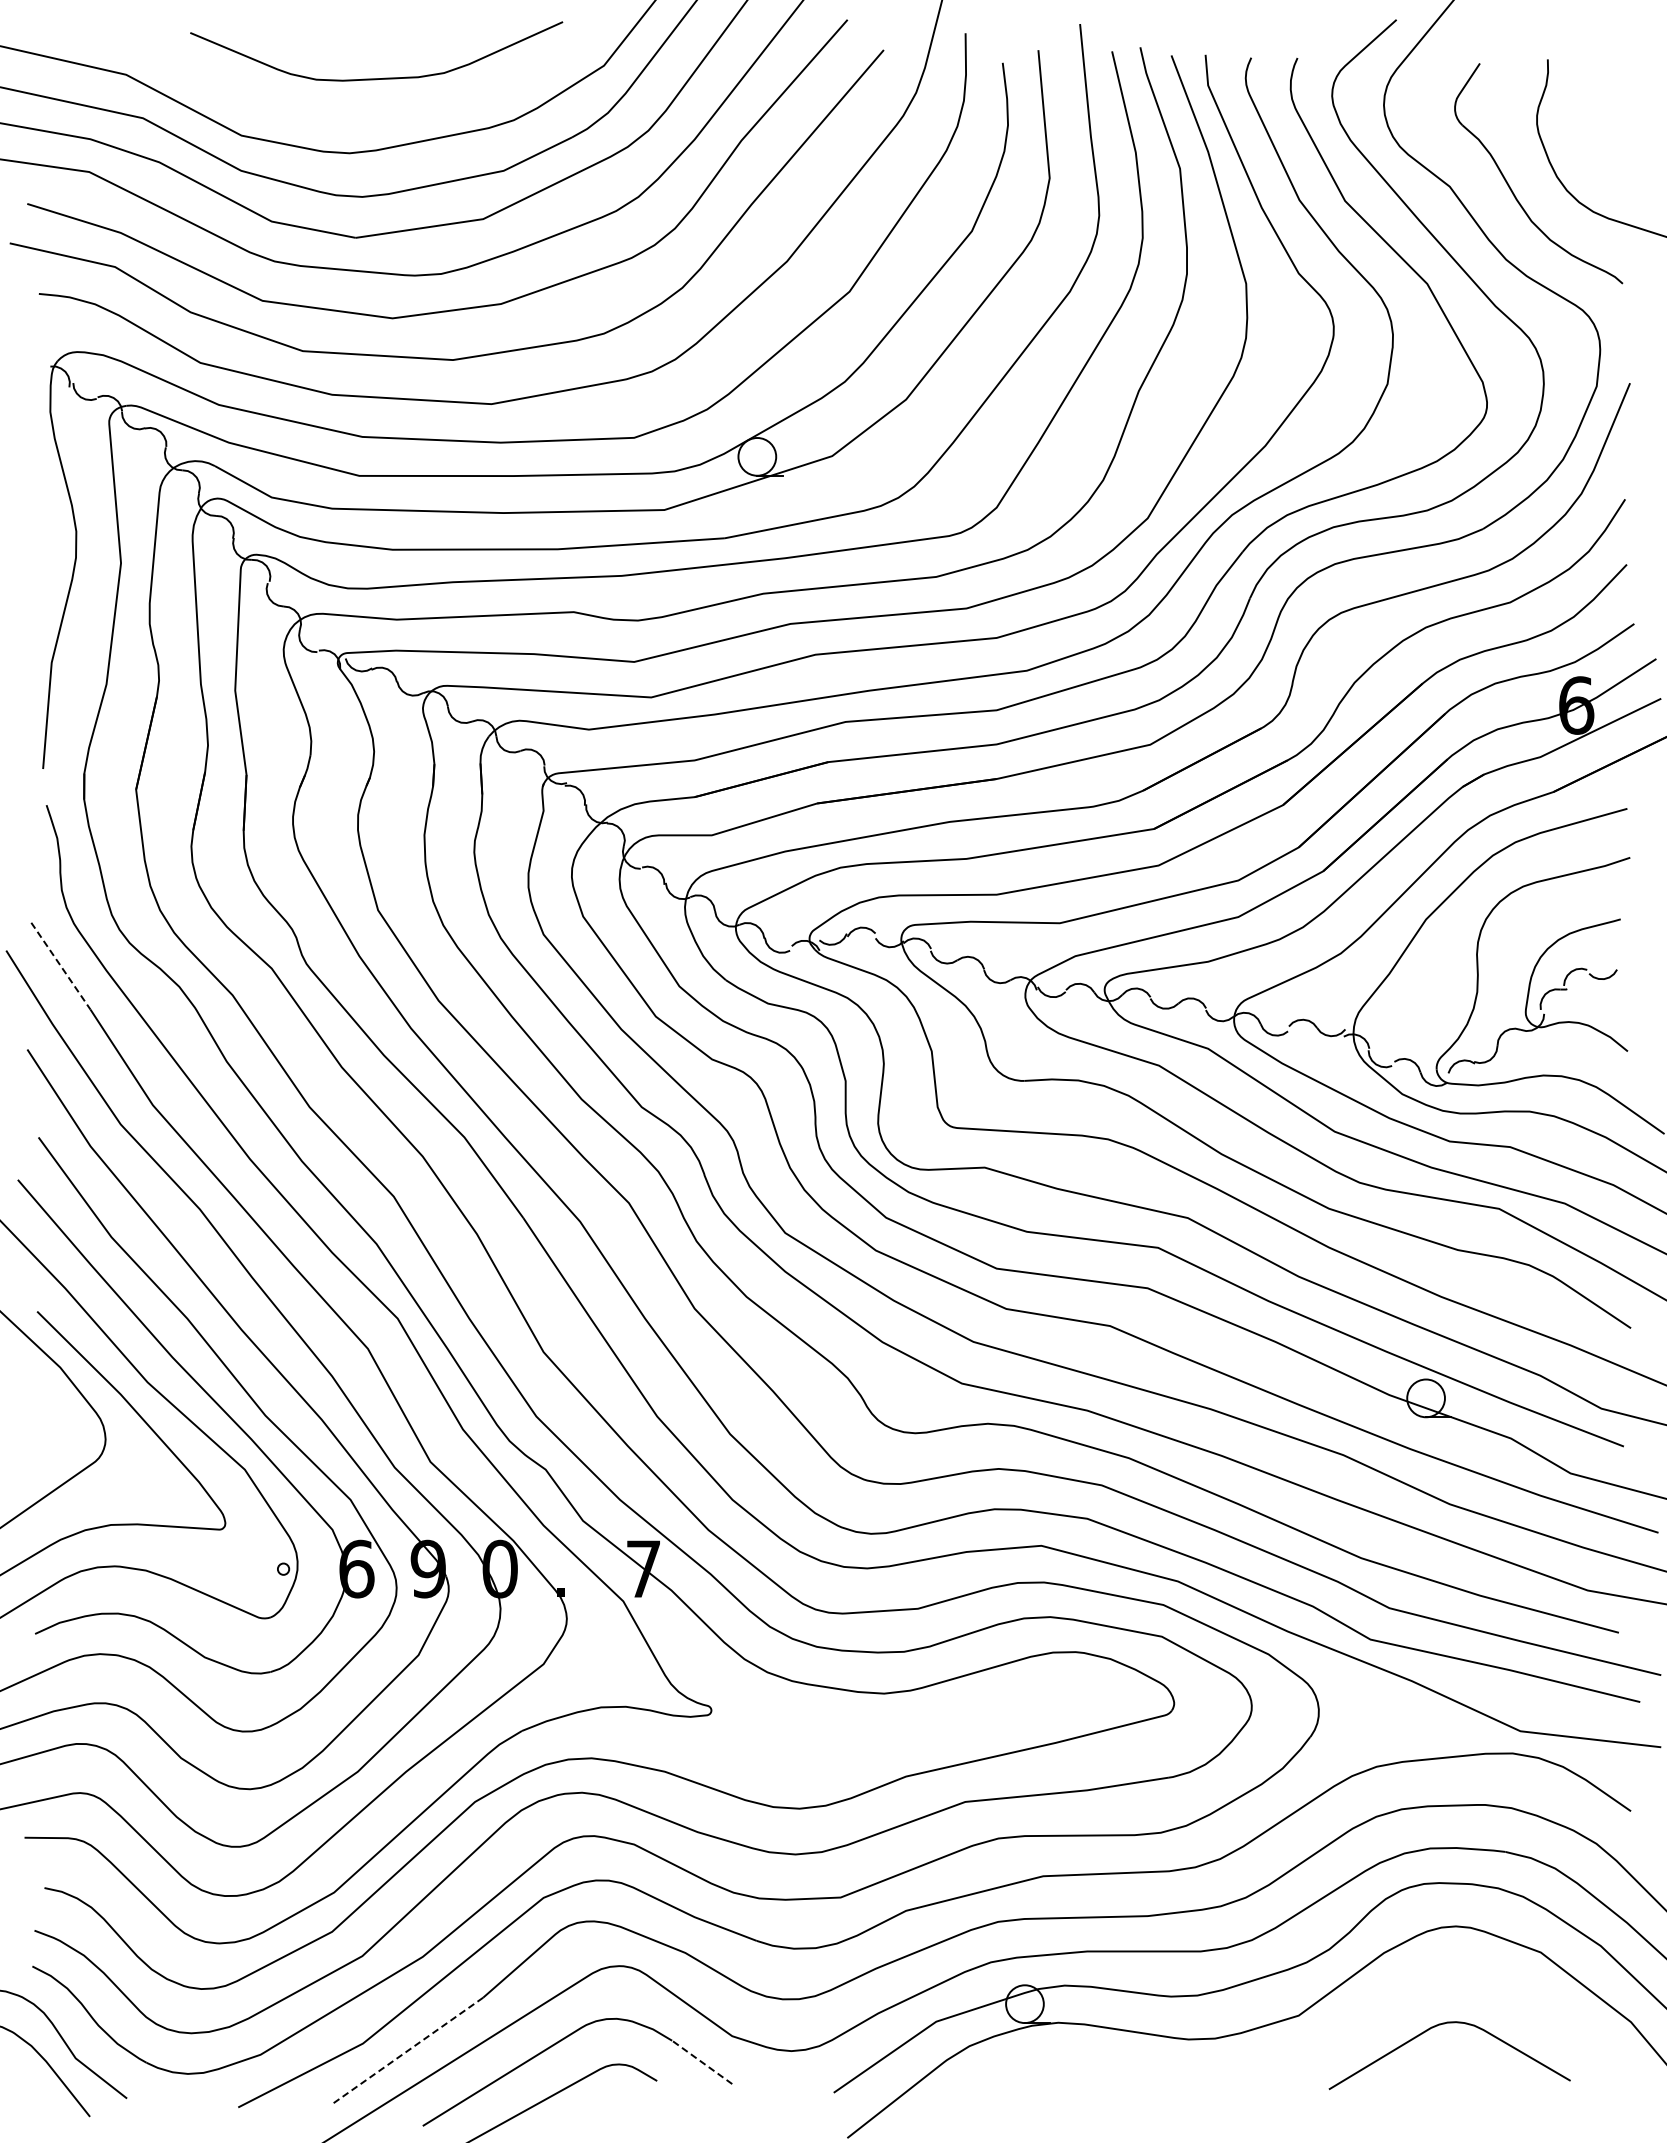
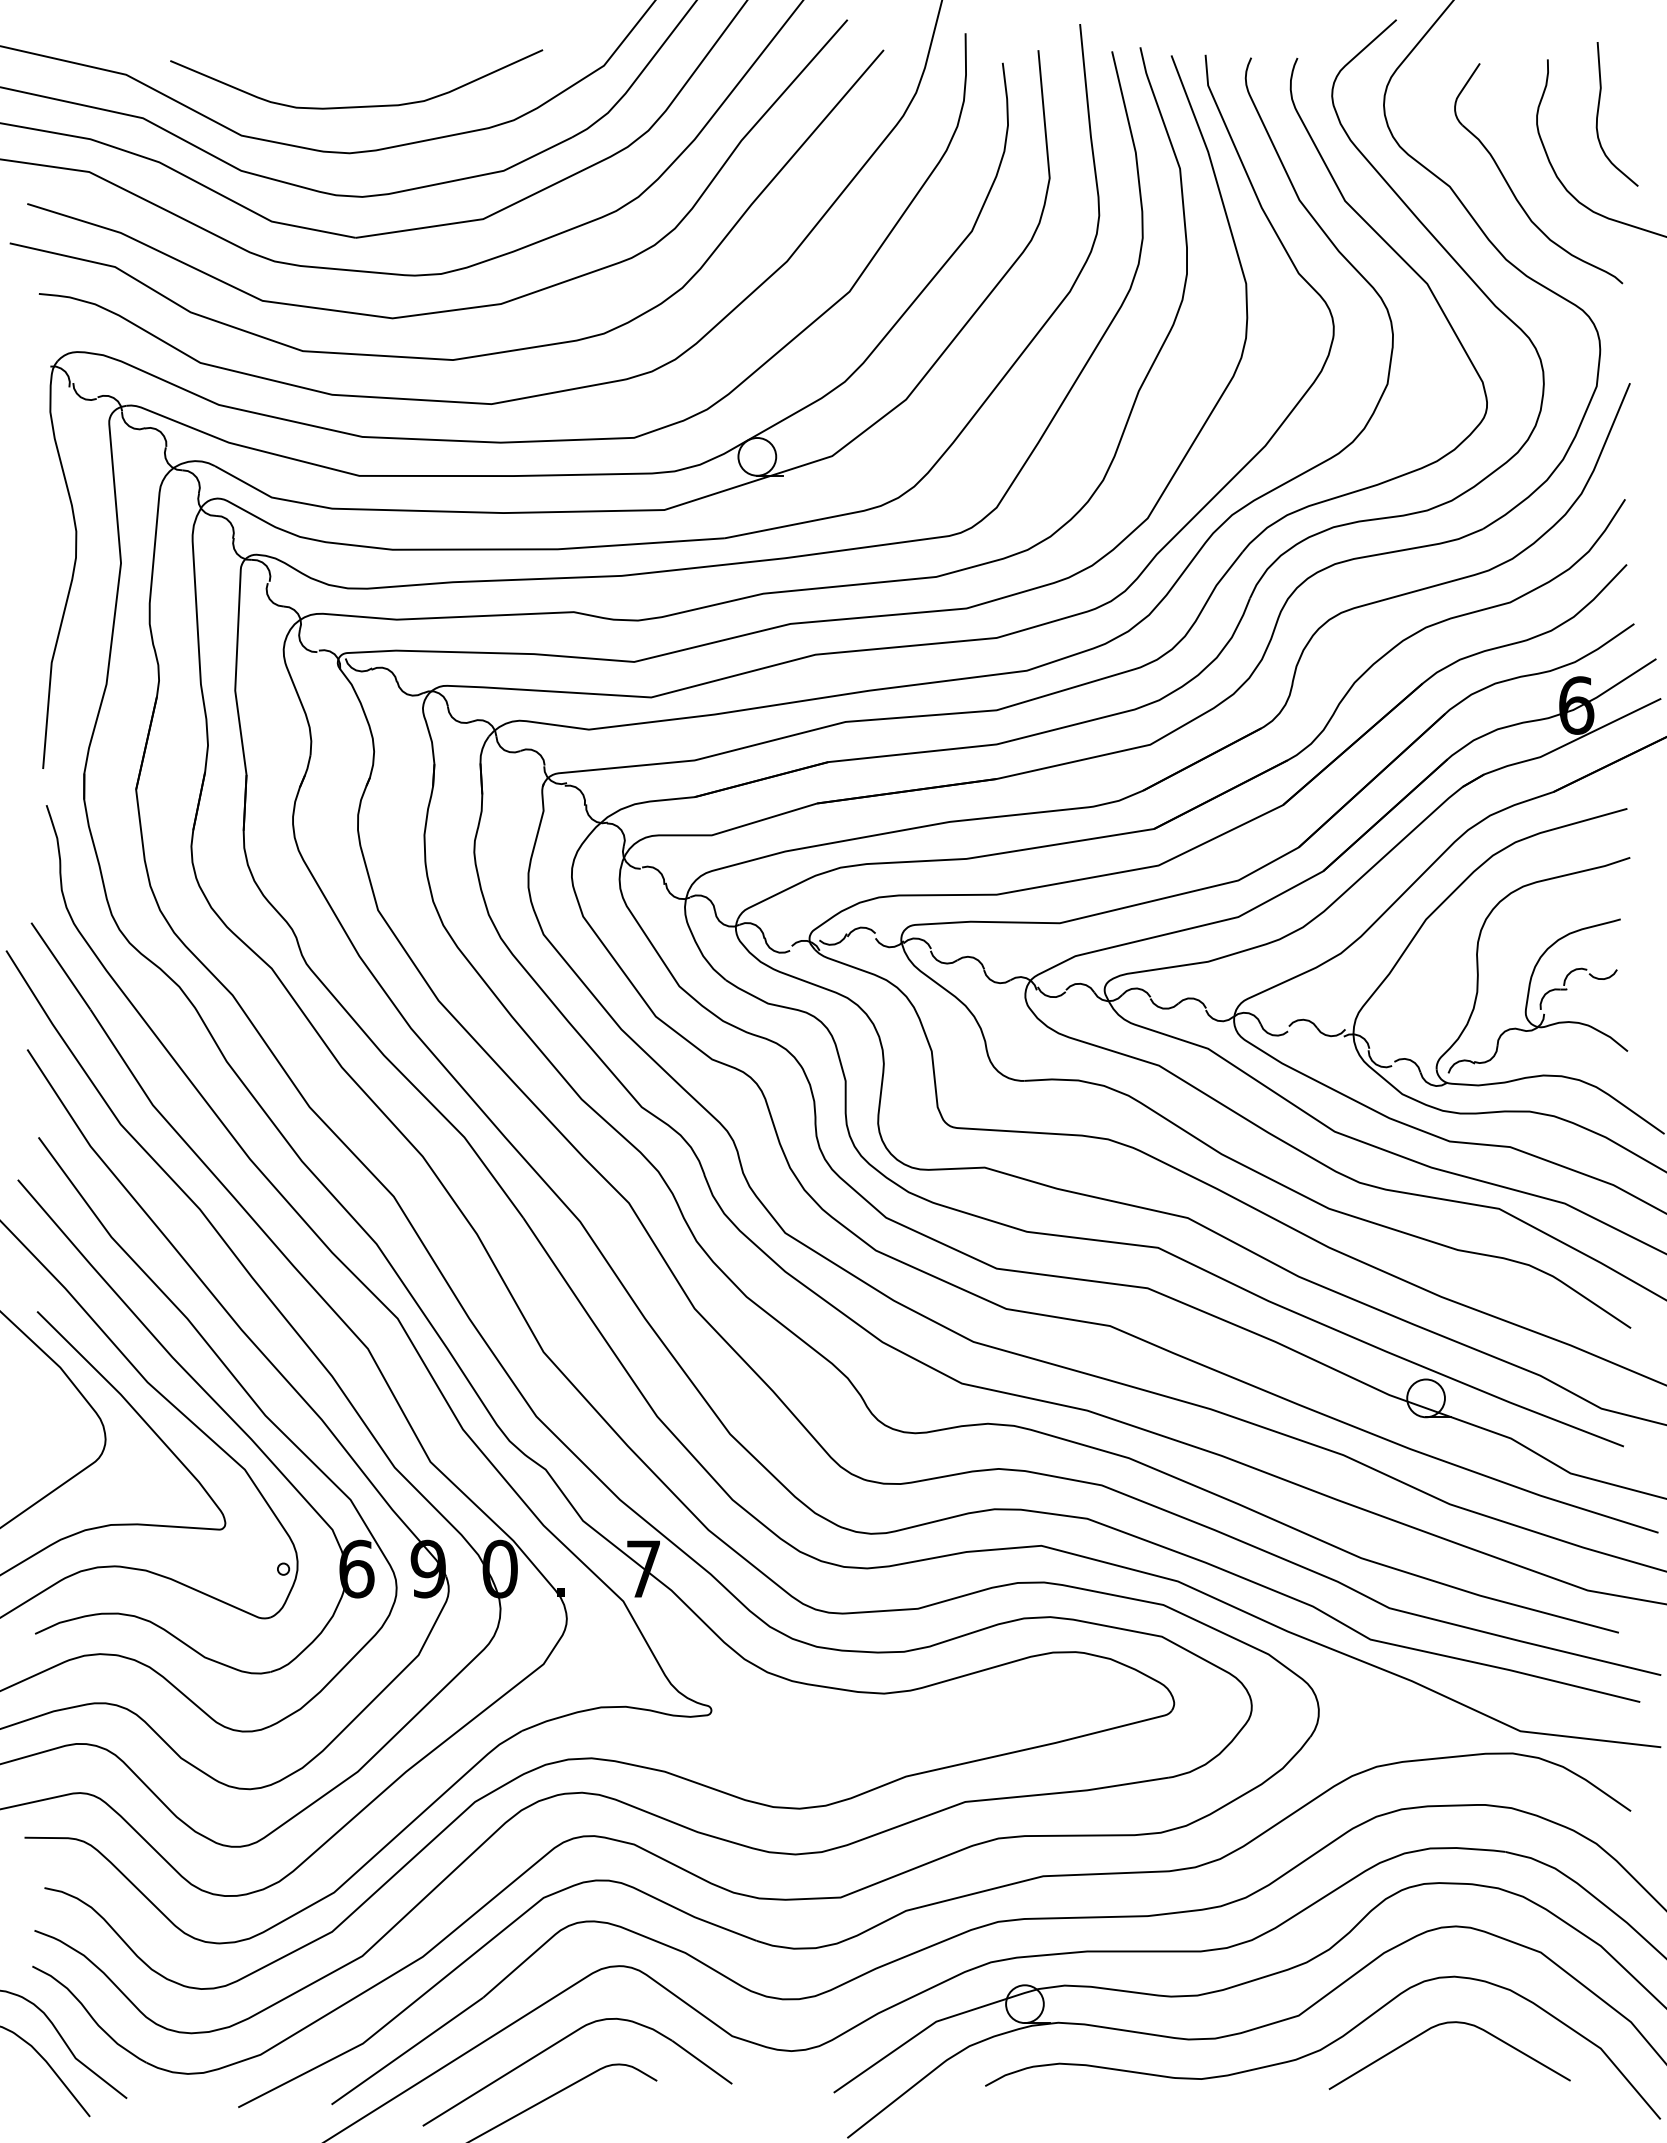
curve position: (376, 78) -> (356, 106) (356, 106)
curve: none -> present (1598, 114)
line: dashed -> solid (60, 966)
curve: none -> present (1323, 2047)
line: dashed -> solid (407, 2051)
line: dashed -> solid (701, 2062)
